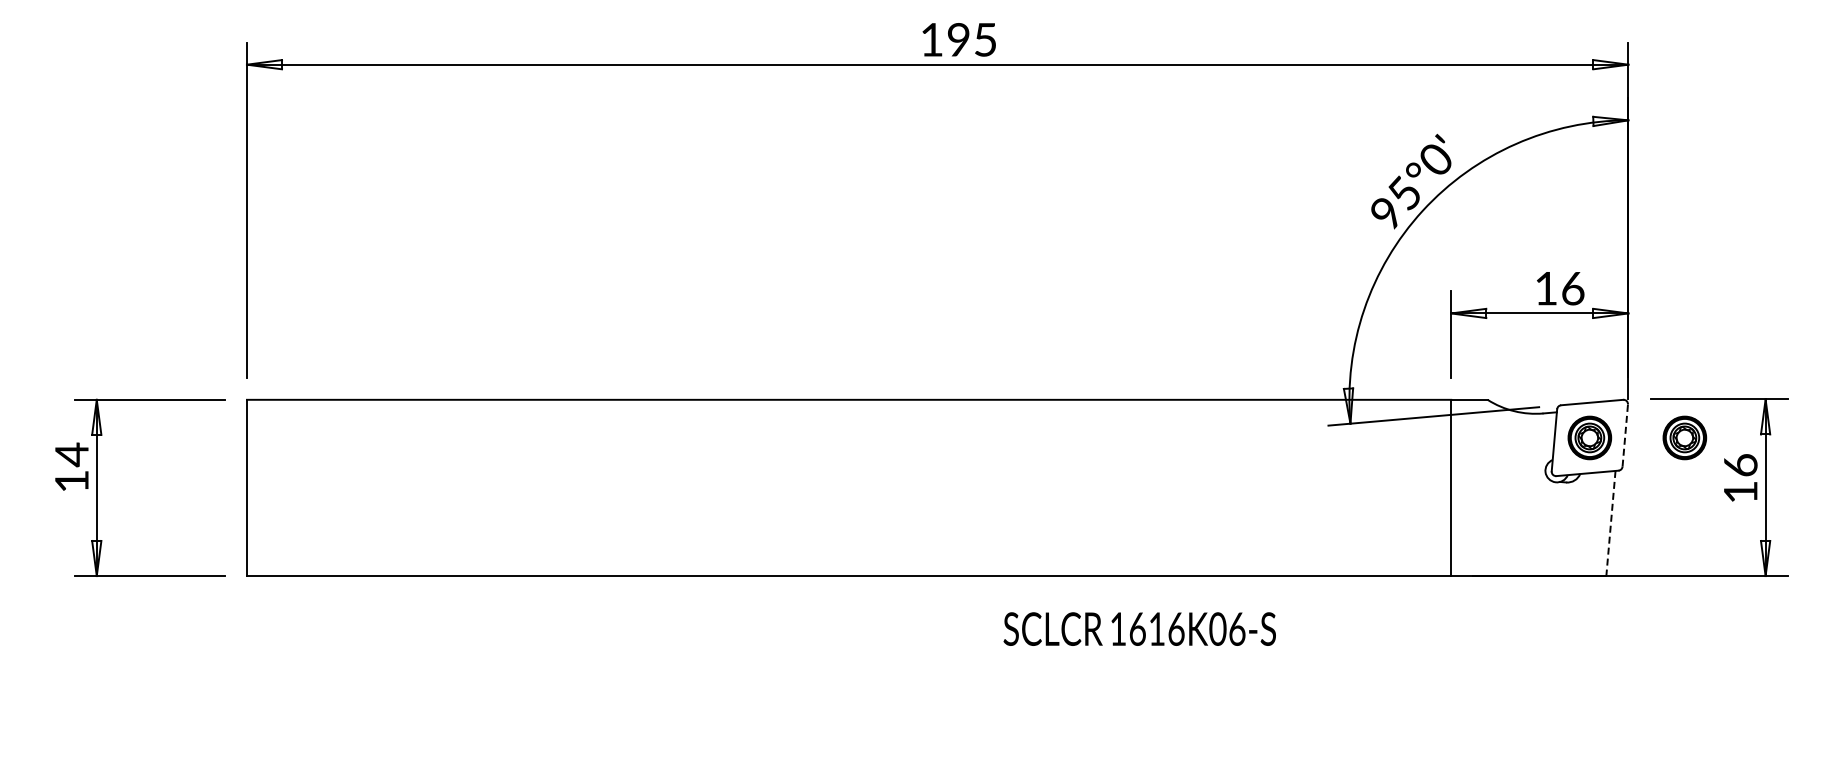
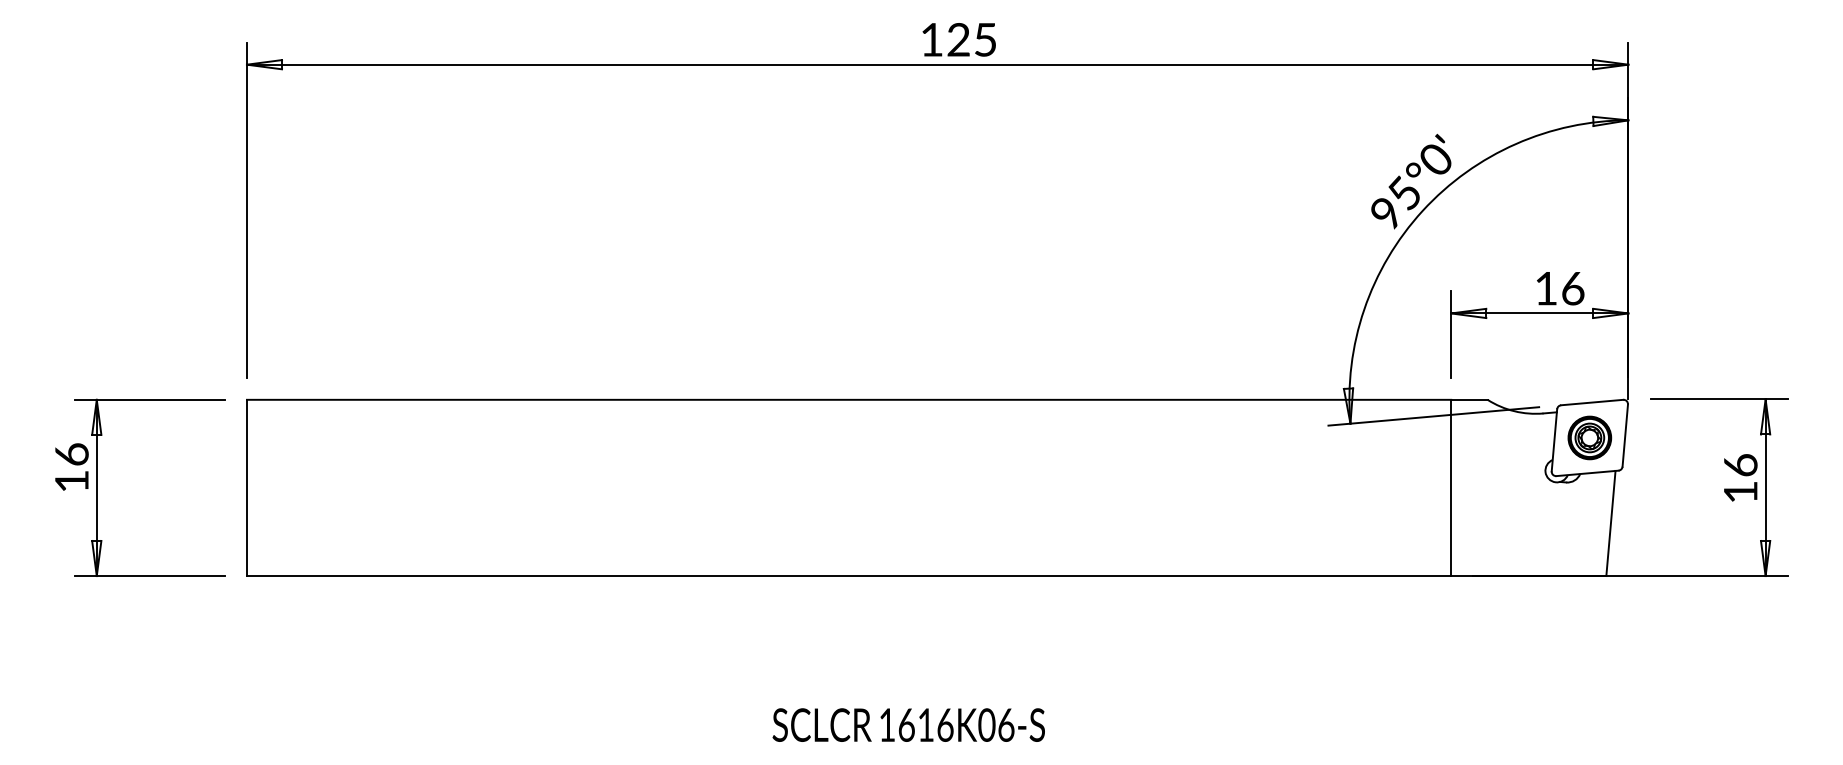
text: 195 -> 125 (958, 39)
line: dashed -> solid (1625, 435)
part: present -> none (1684, 437)
text: 14 -> 16 (71, 454)
line: dashed -> solid (1610, 523)
text position: (1139, 628) -> (908, 724) (908, 724)
